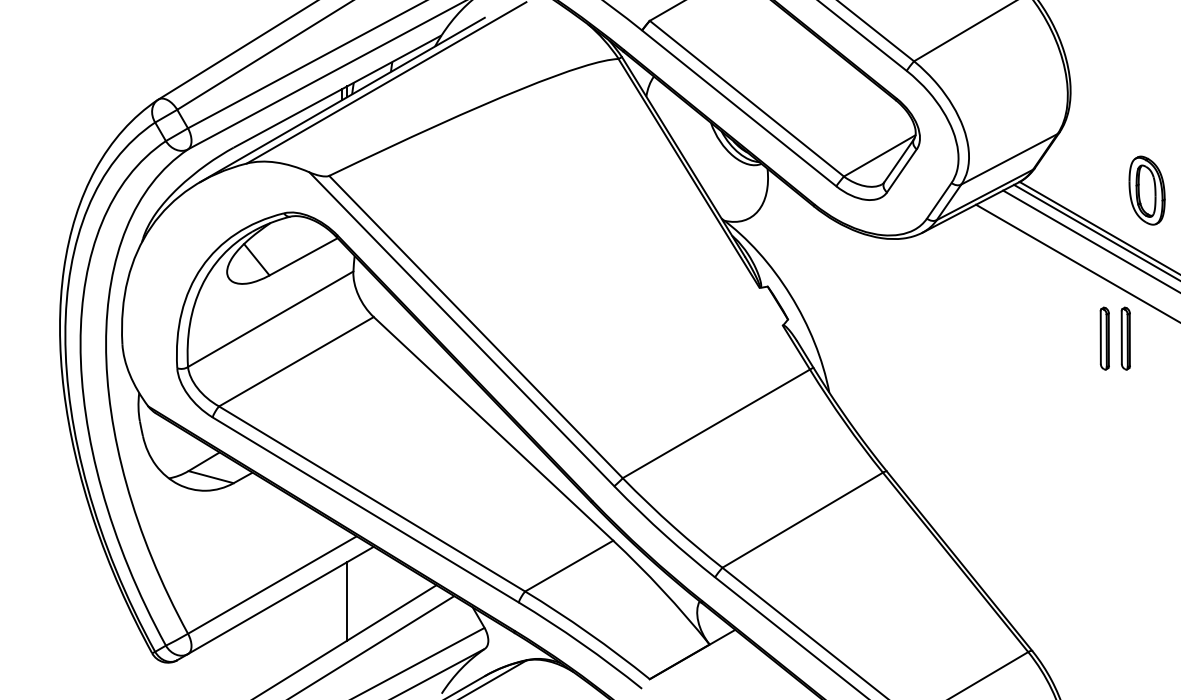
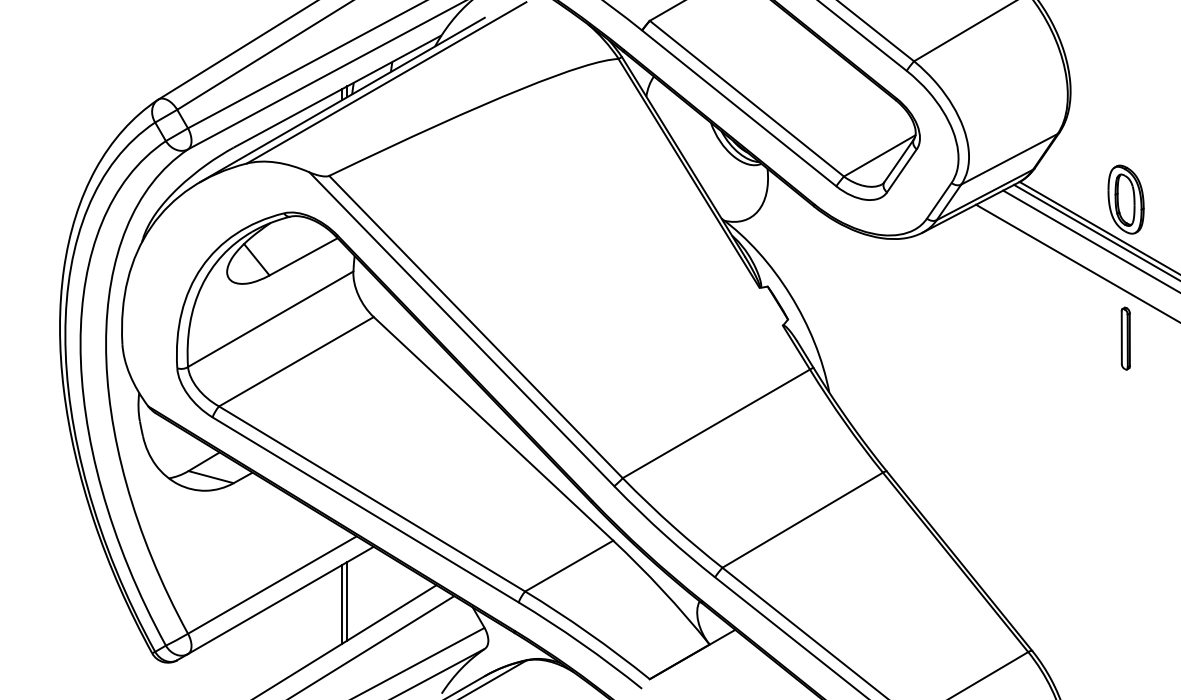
part position: (1146, 190) -> (1125, 199) (1125, 199)
part: present -> none (1104, 338)
line: none -> present (341, 604)
